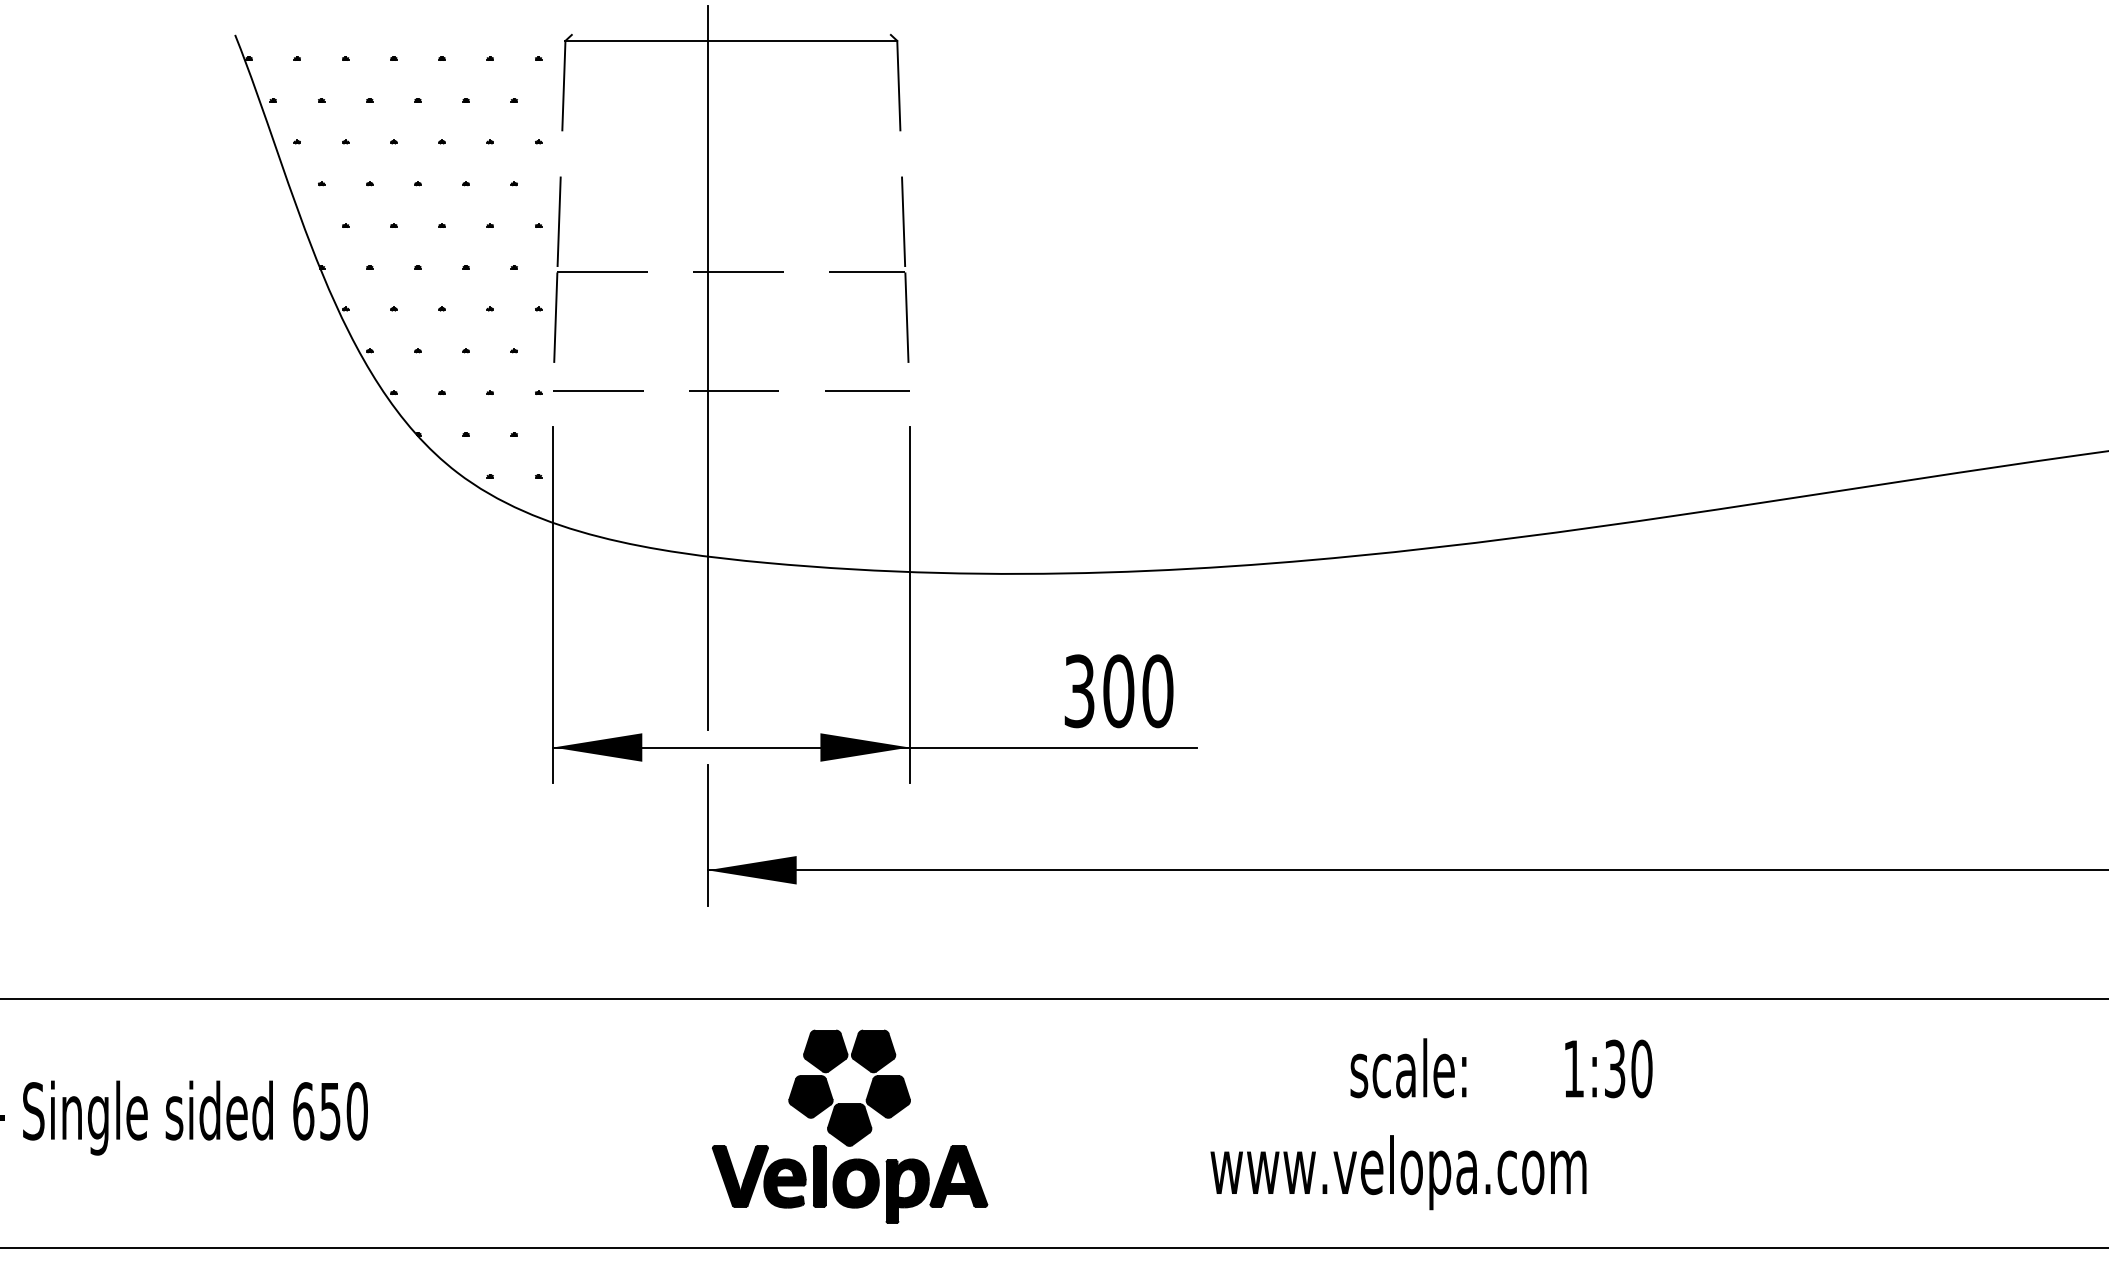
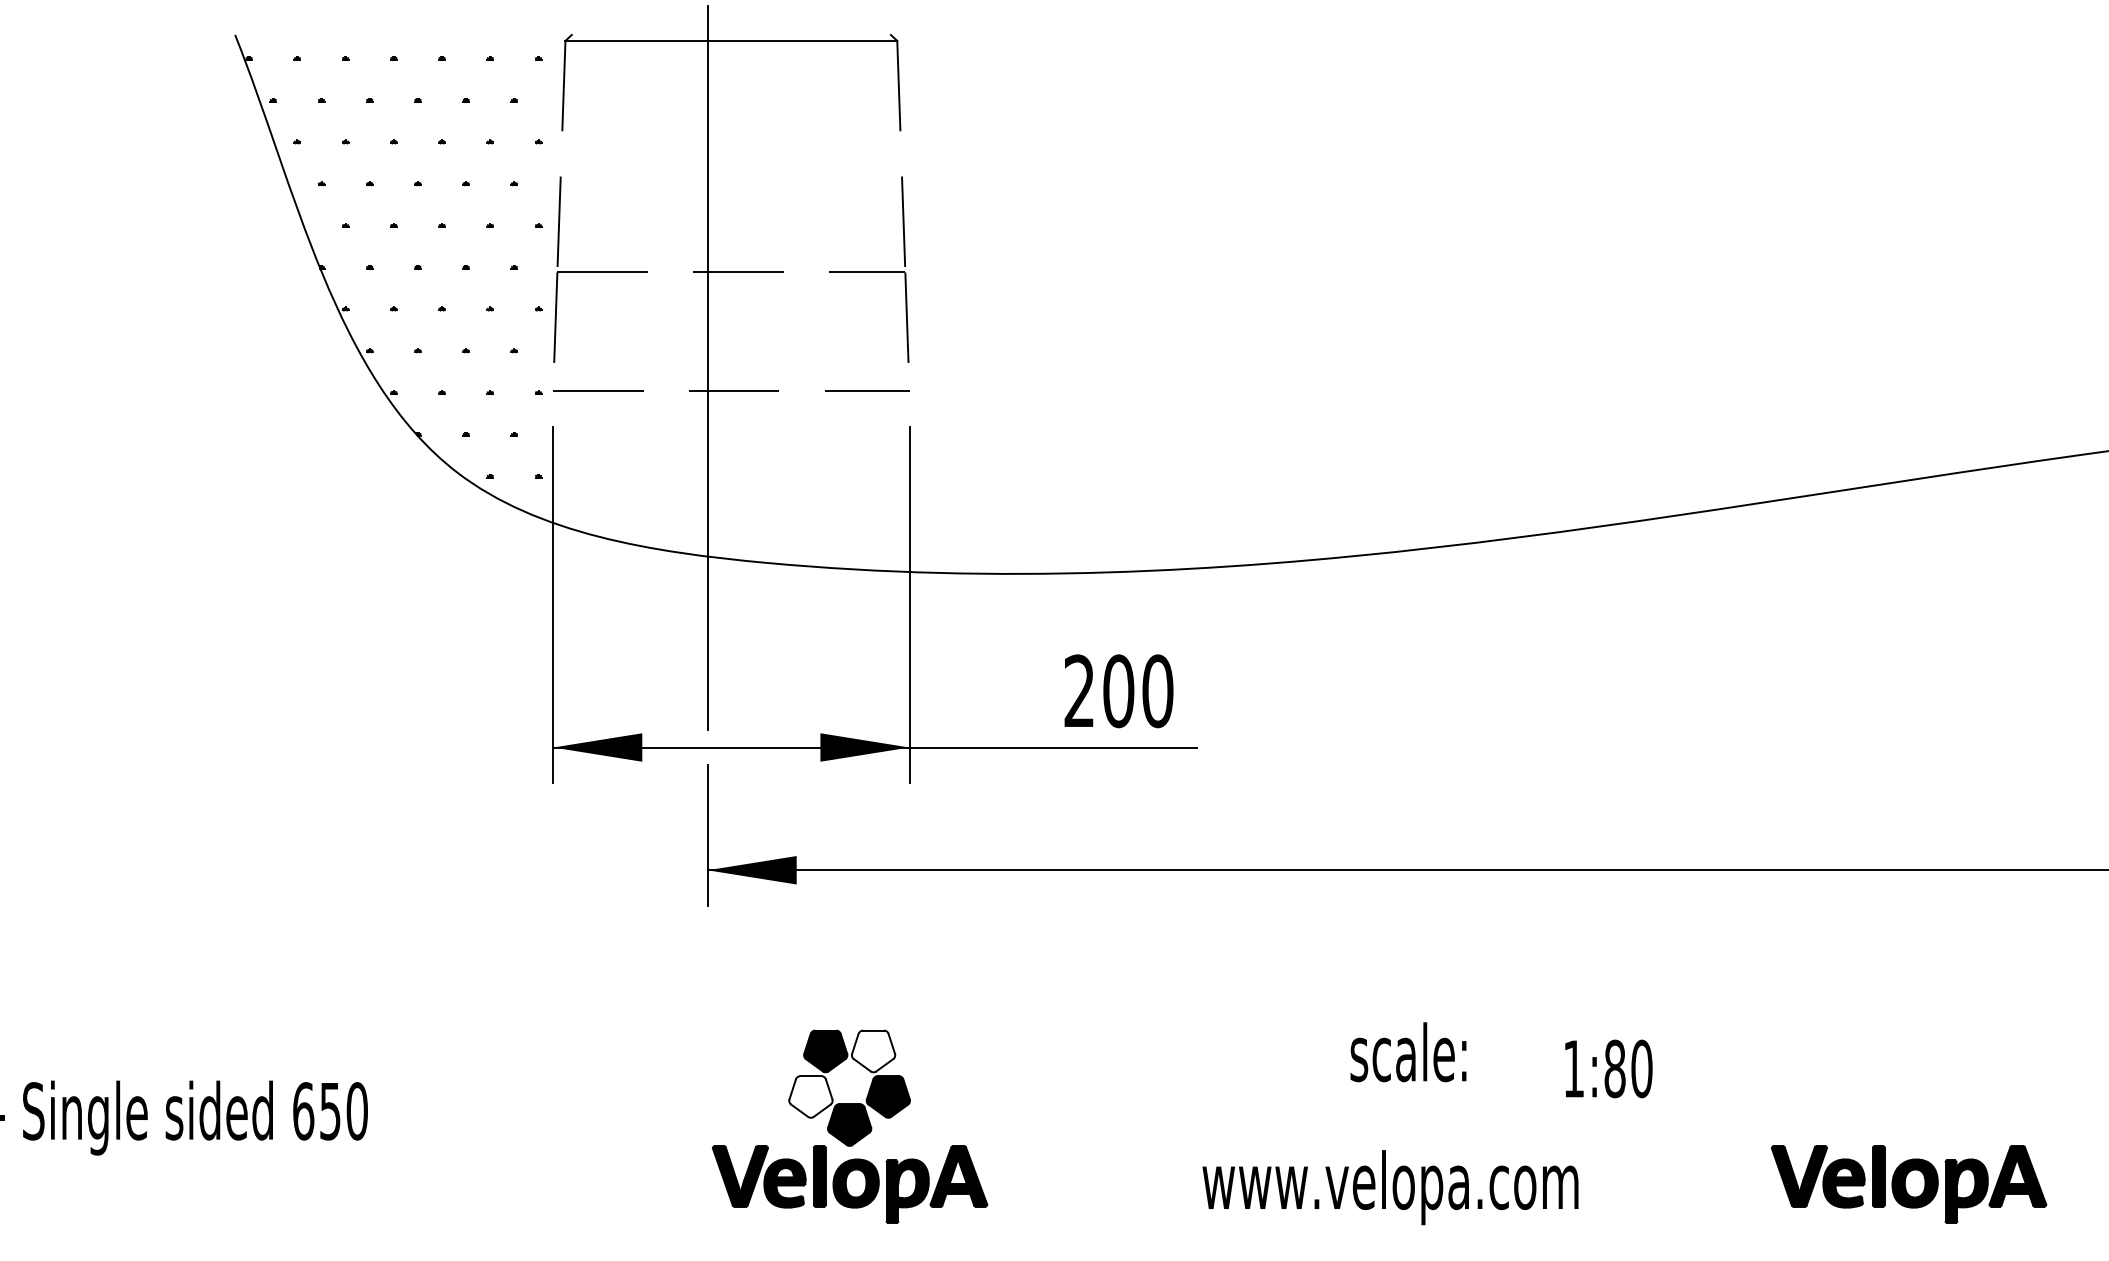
text: 300 -> 200 (1079, 691)
line: present -> none (1053, 998)
fill: present -> none (873, 1051)
text position: (1408, 1068) -> (1408, 1052) (1408, 1052)
text: 1:30 -> 1:80 (1614, 1068)
fill: present -> none (810, 1096)
text position: (1398, 1172) -> (1390, 1187) (1390, 1187)
part: none -> present (1908, 1184)
line: present -> none (1053, 1247)
